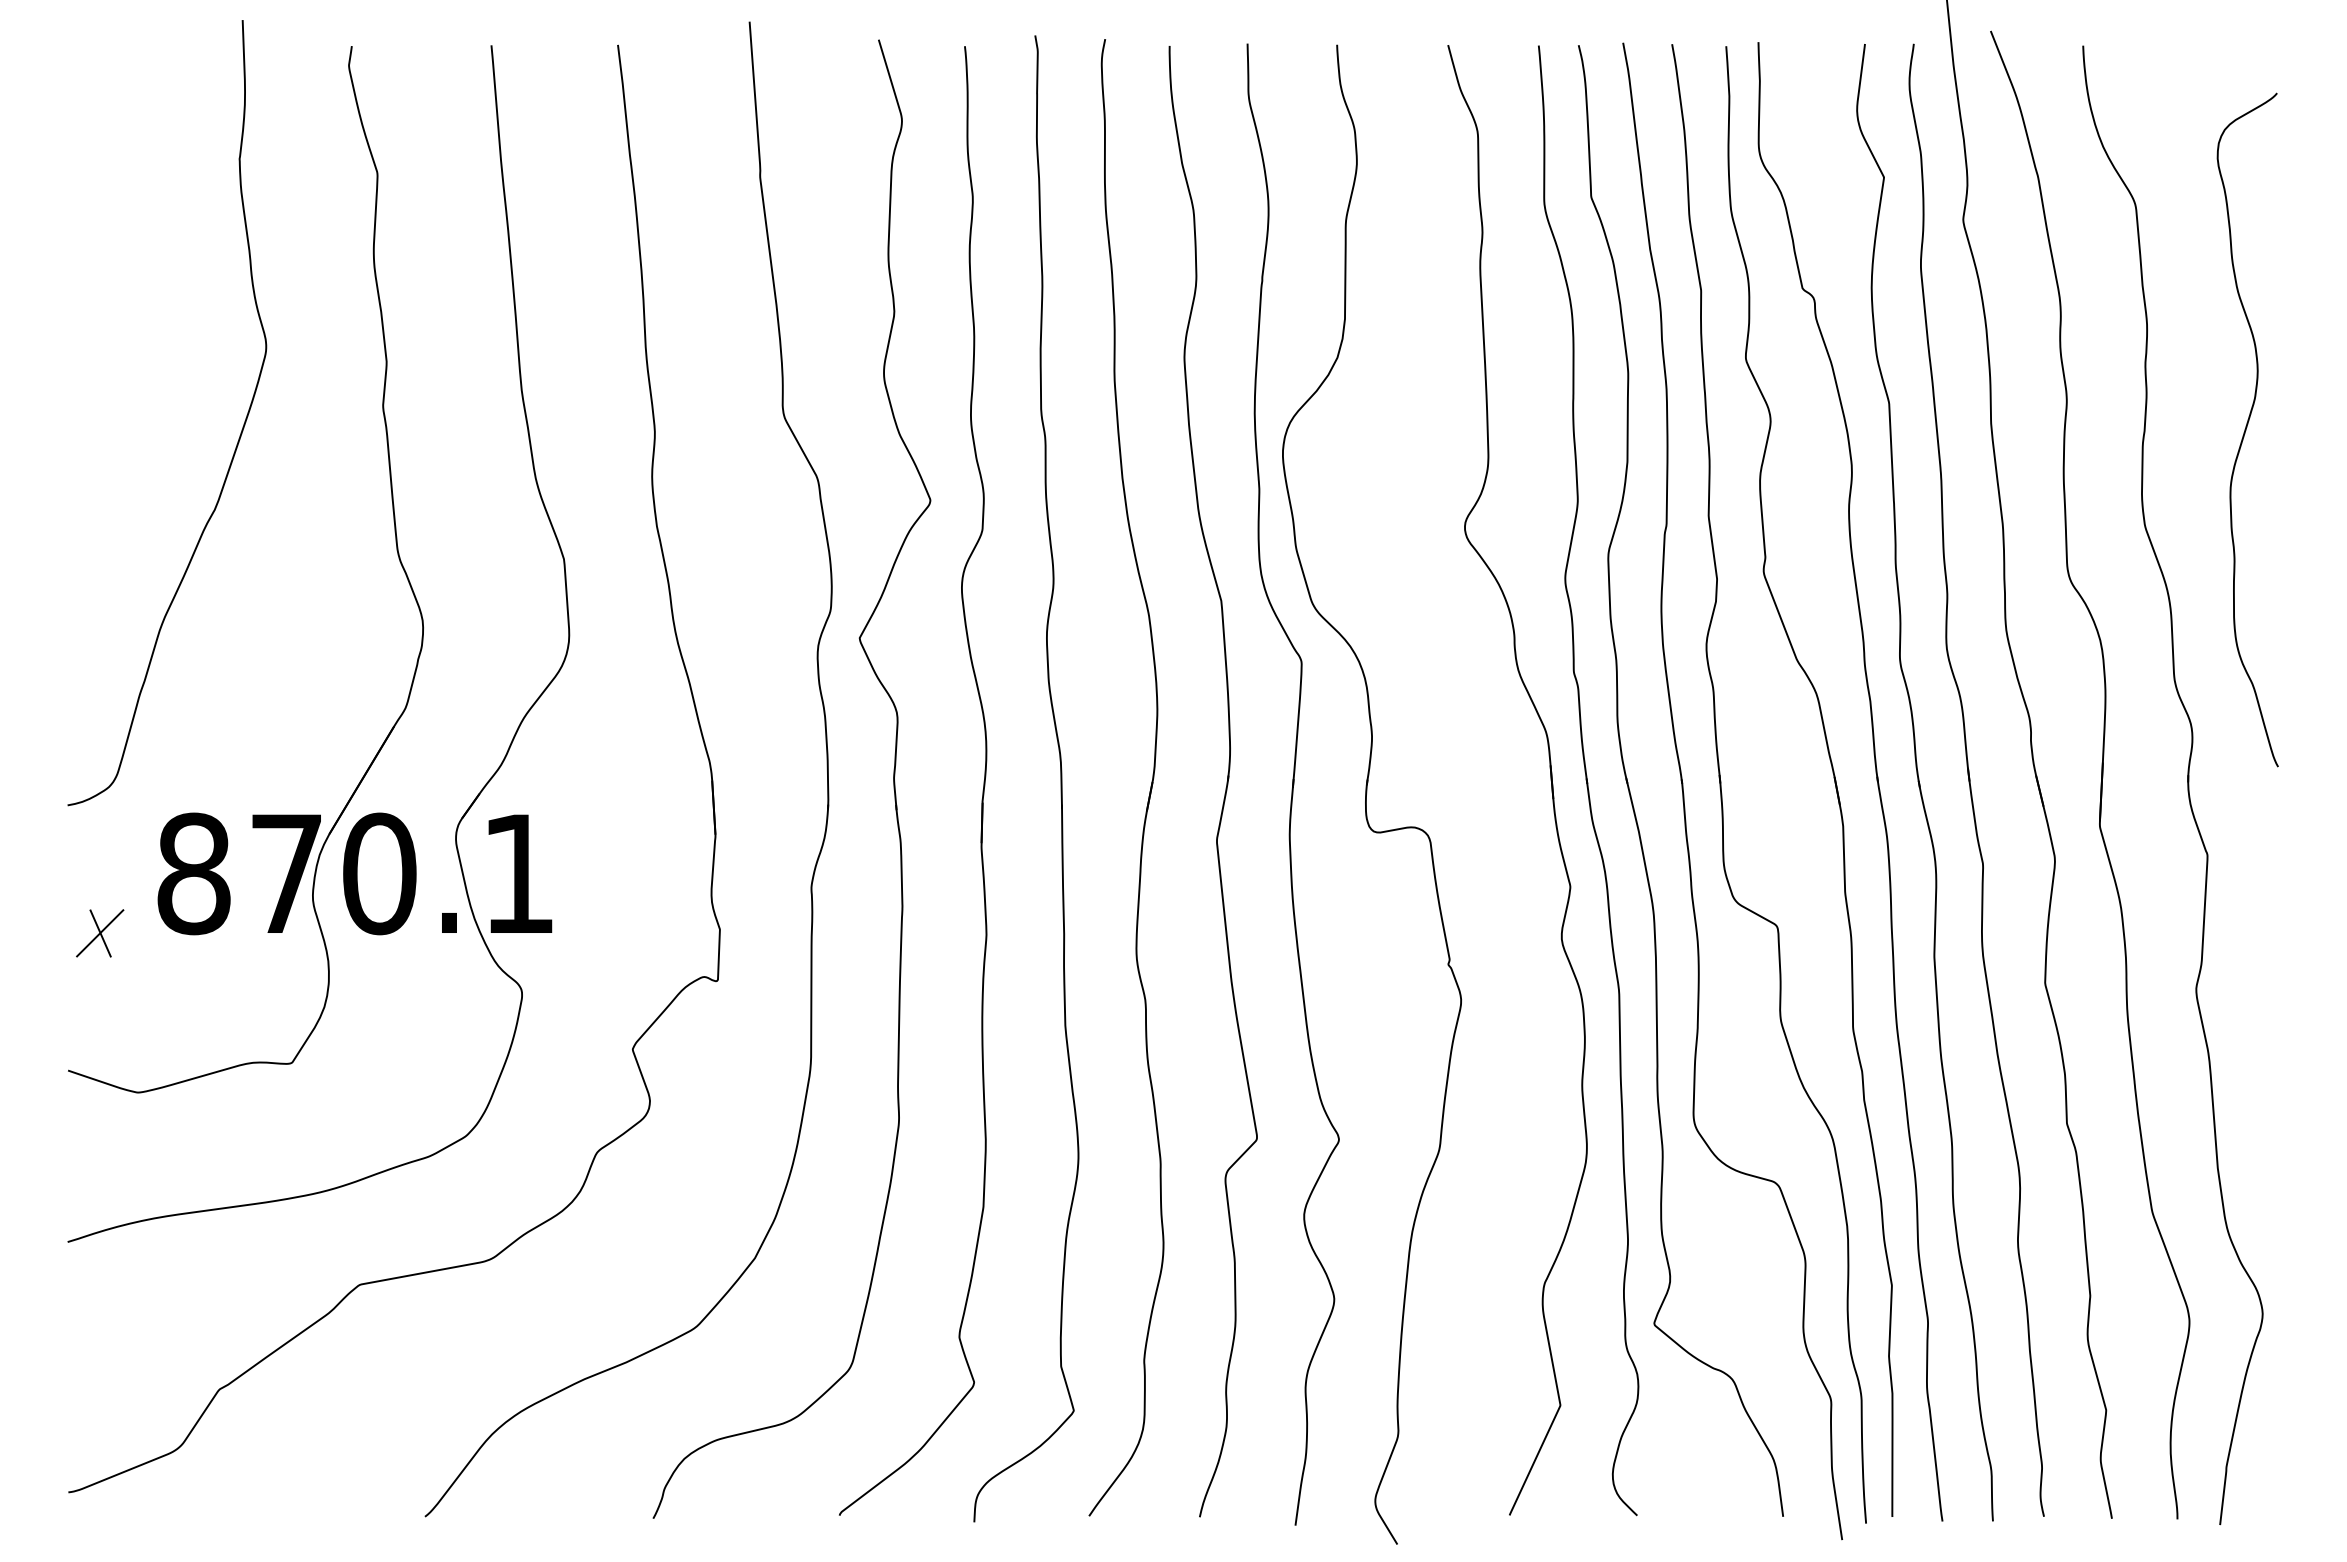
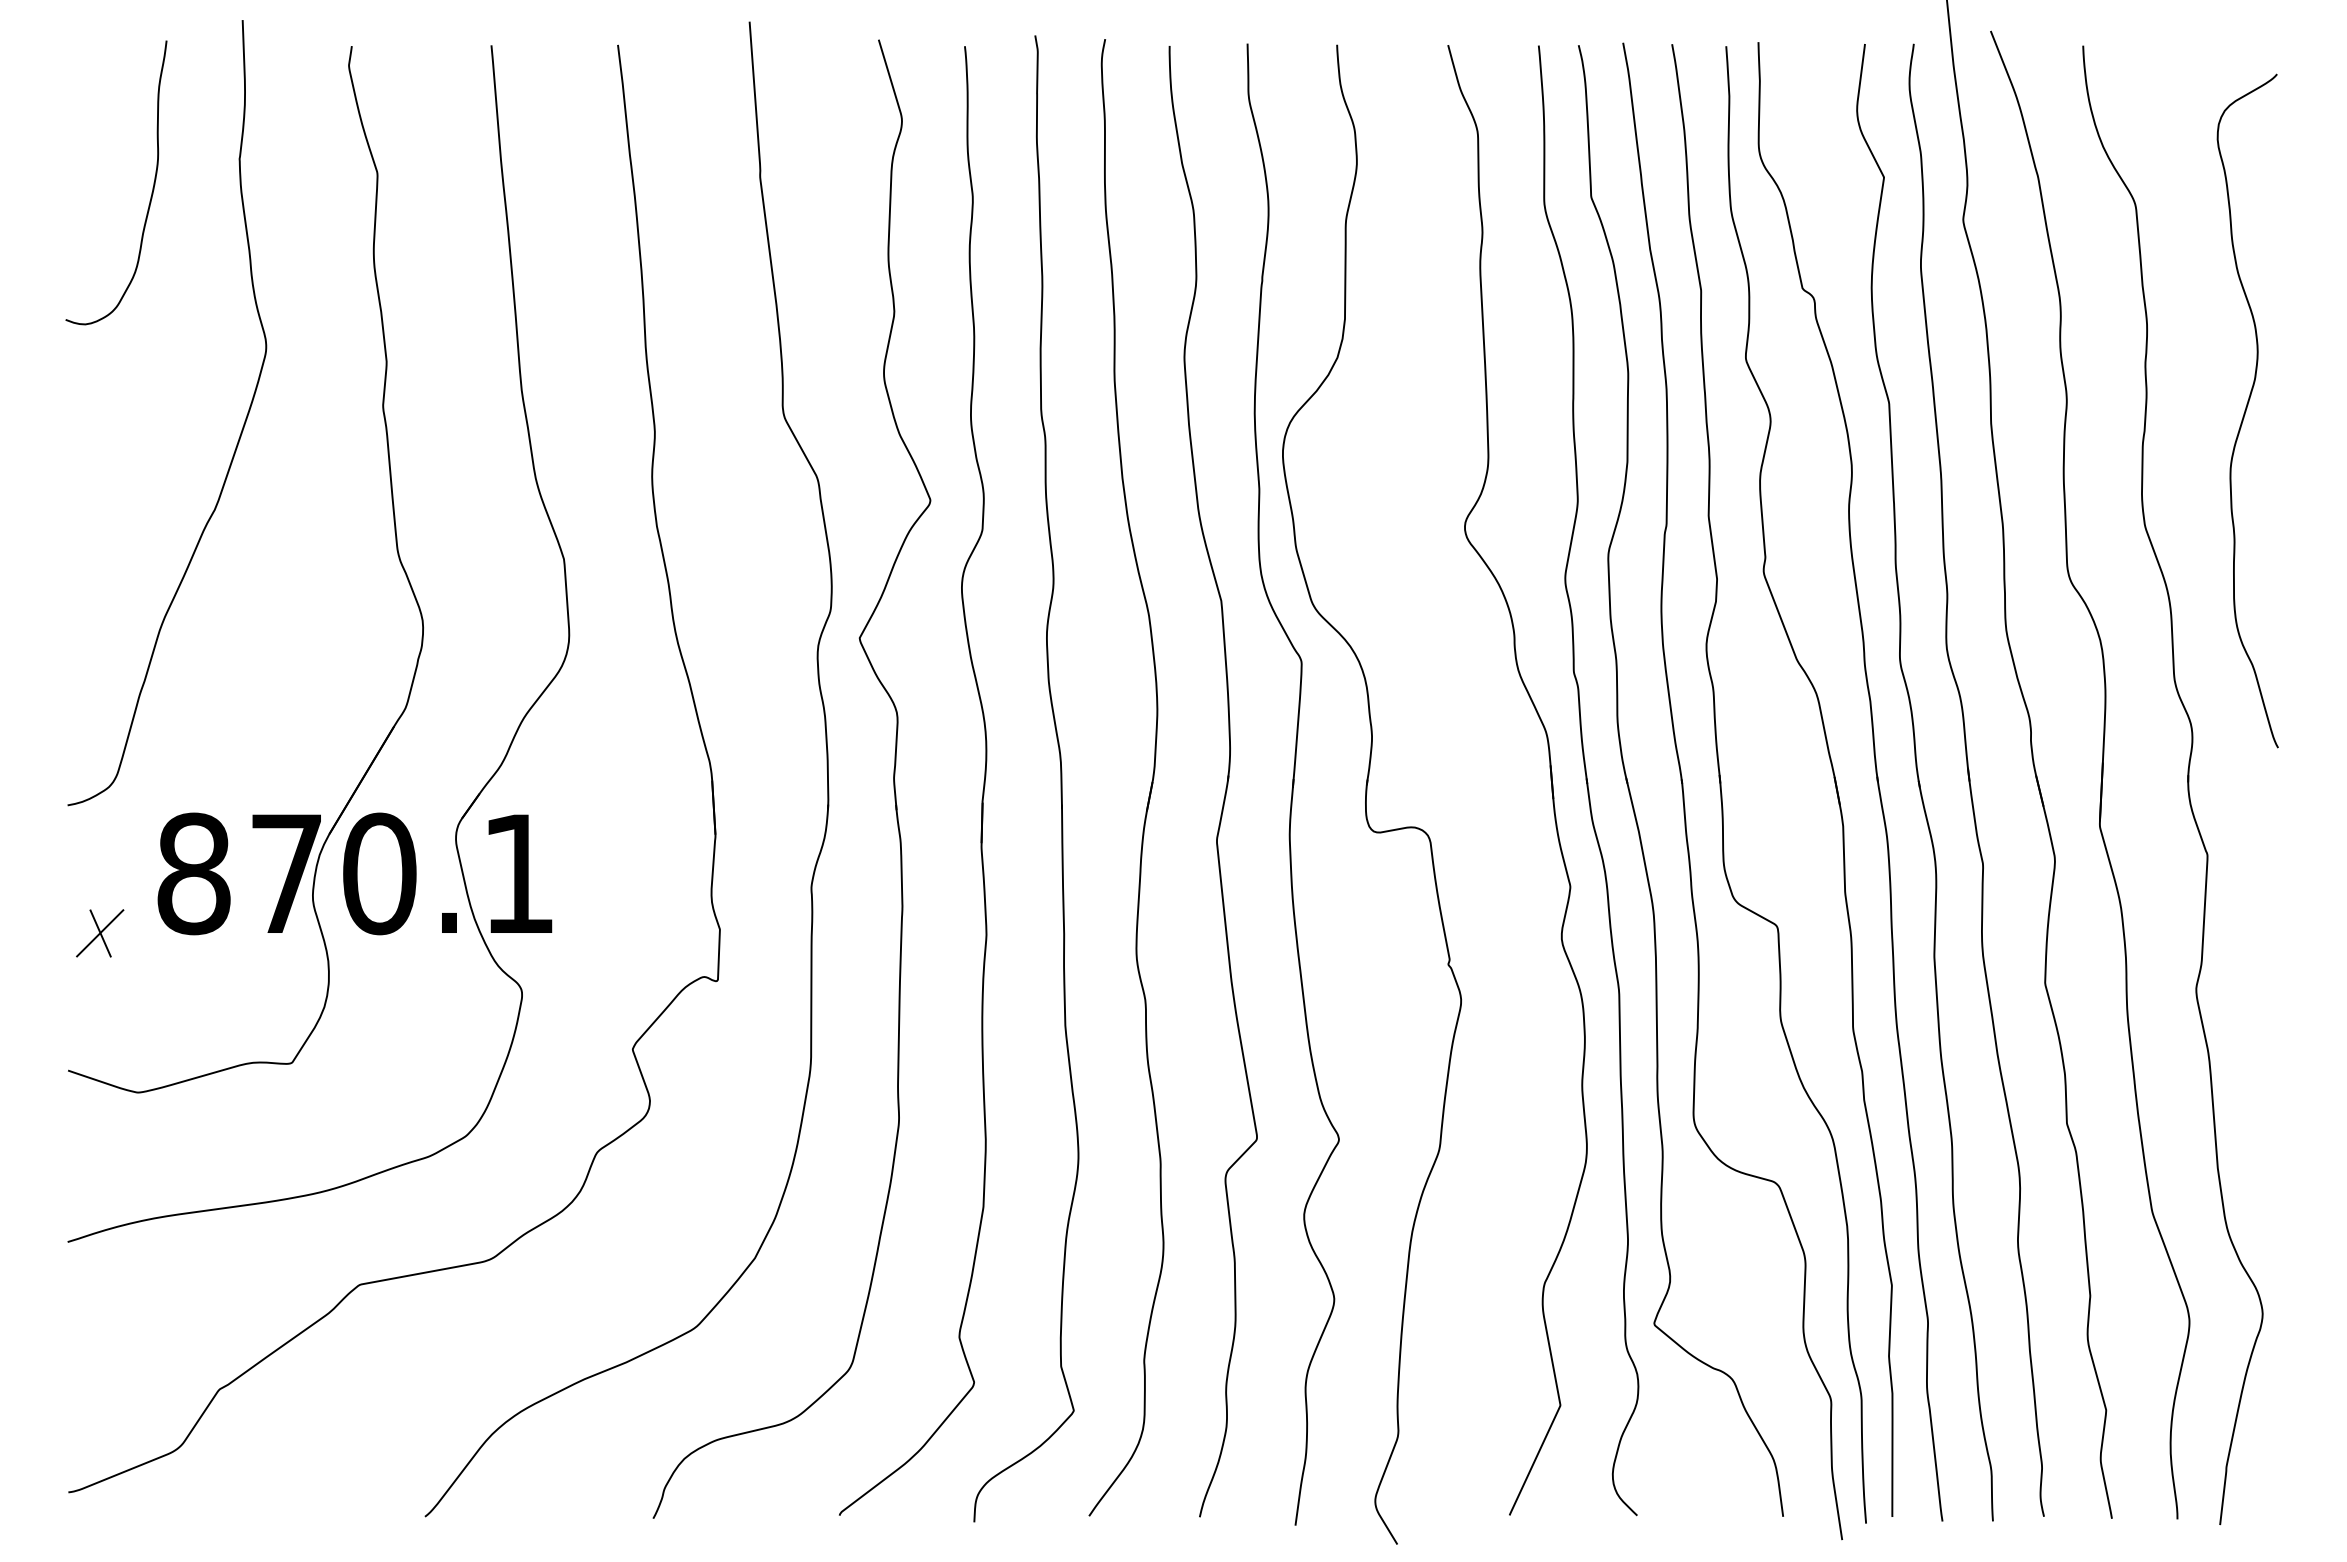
curve: none -> present (152, 187)
curve position: (2246, 429) -> (2246, 410) (2246, 410)
